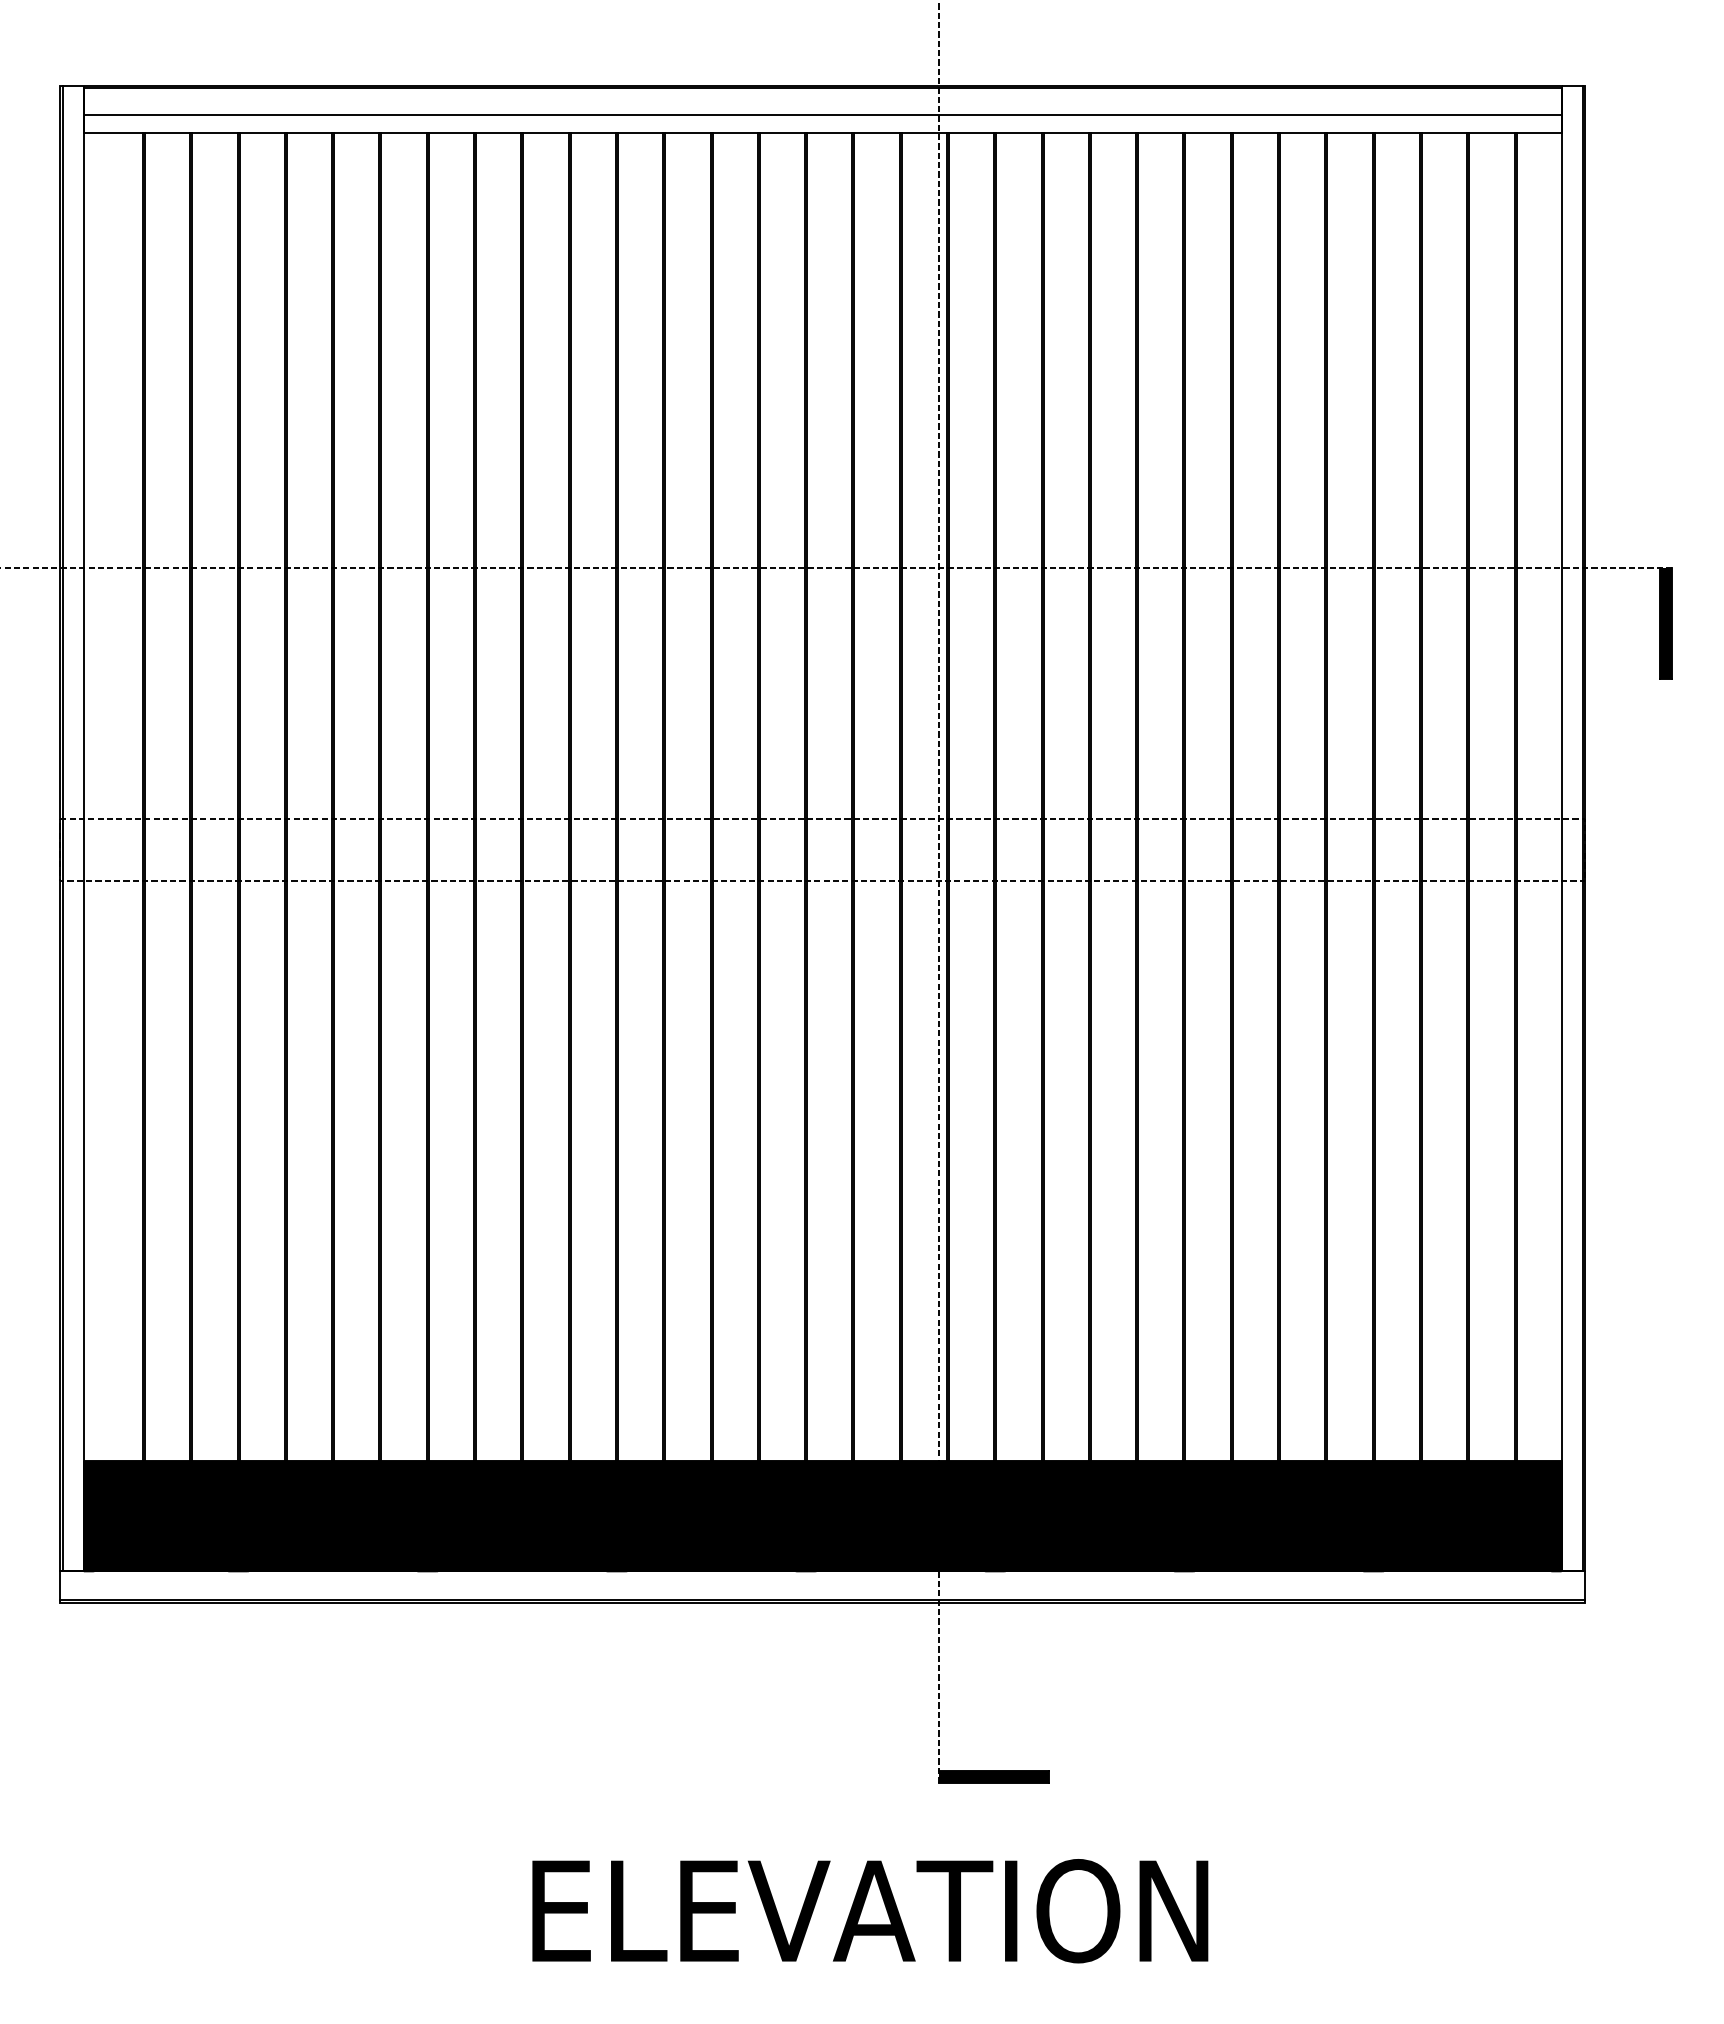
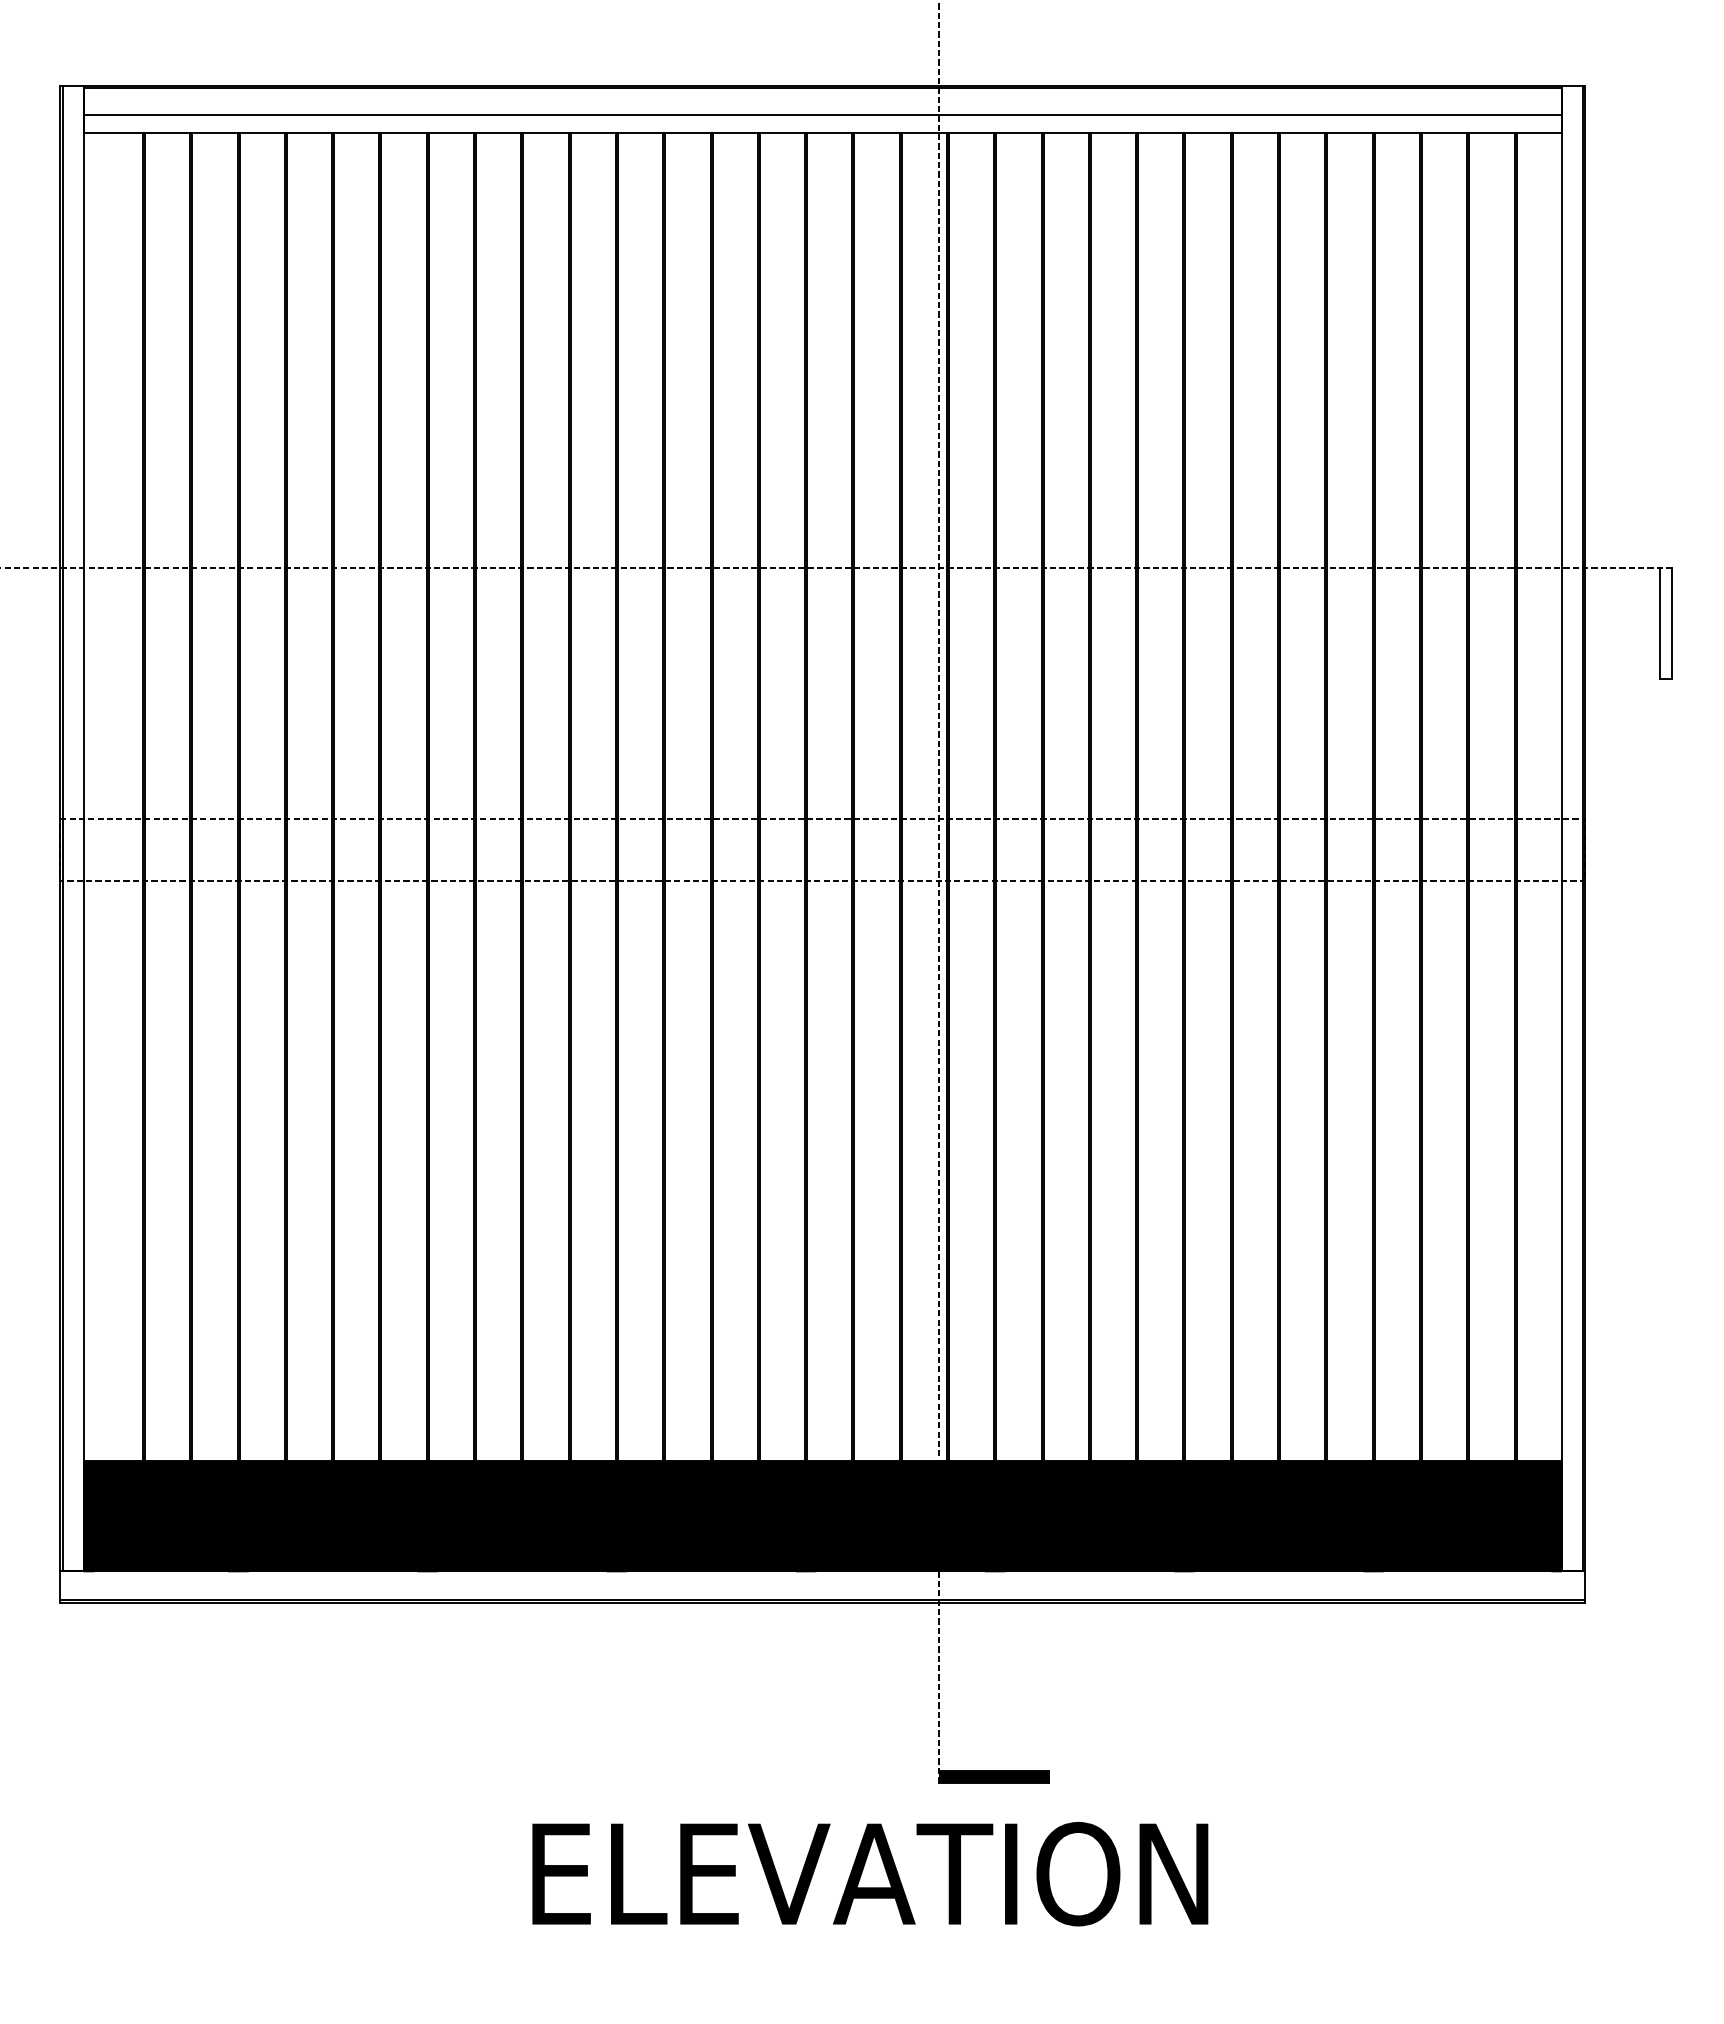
fill: present -> none (1666, 623)
text position: (870, 1911) -> (870, 1874) (870, 1874)
